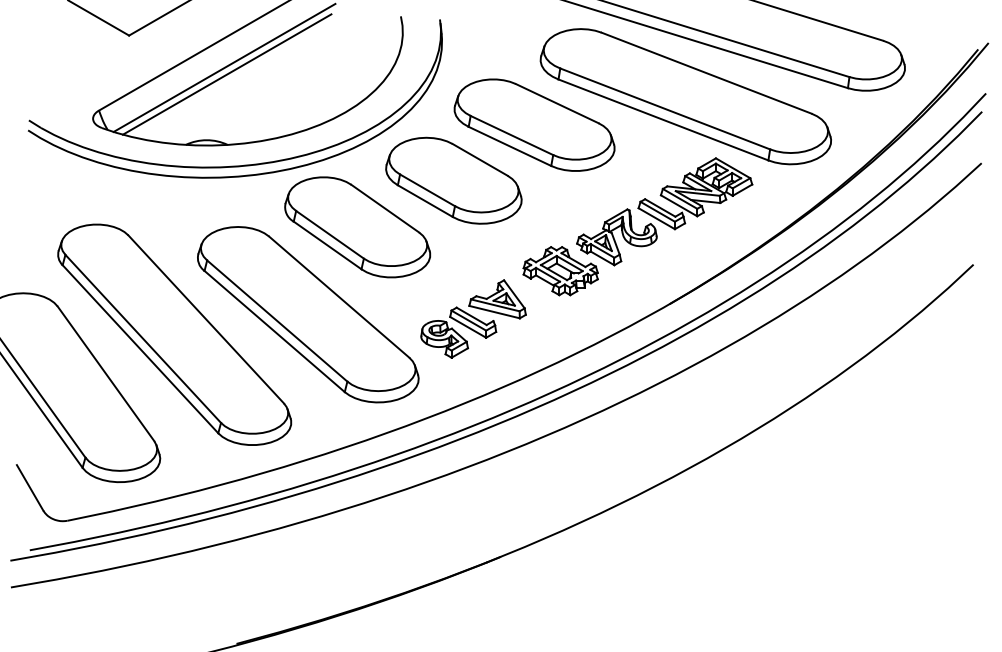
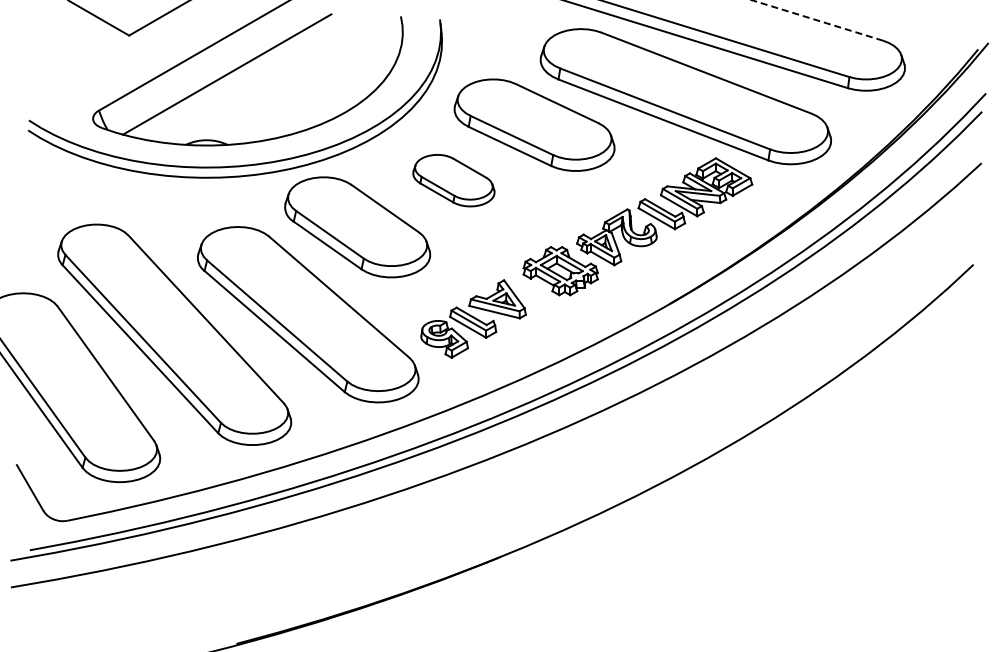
line: solid -> dashed (817, 20)
line: present -> none (224, 67)
part size: 138x89 px -> 84x54 px (453, 180)
